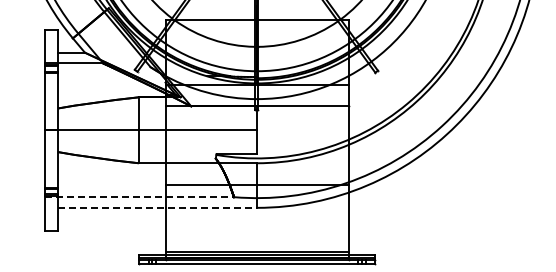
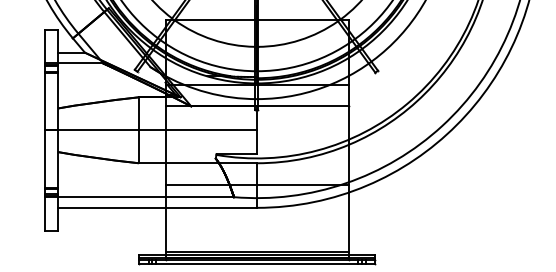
line: dashed -> solid (140, 197)
line: dashed -> solid (157, 207)
